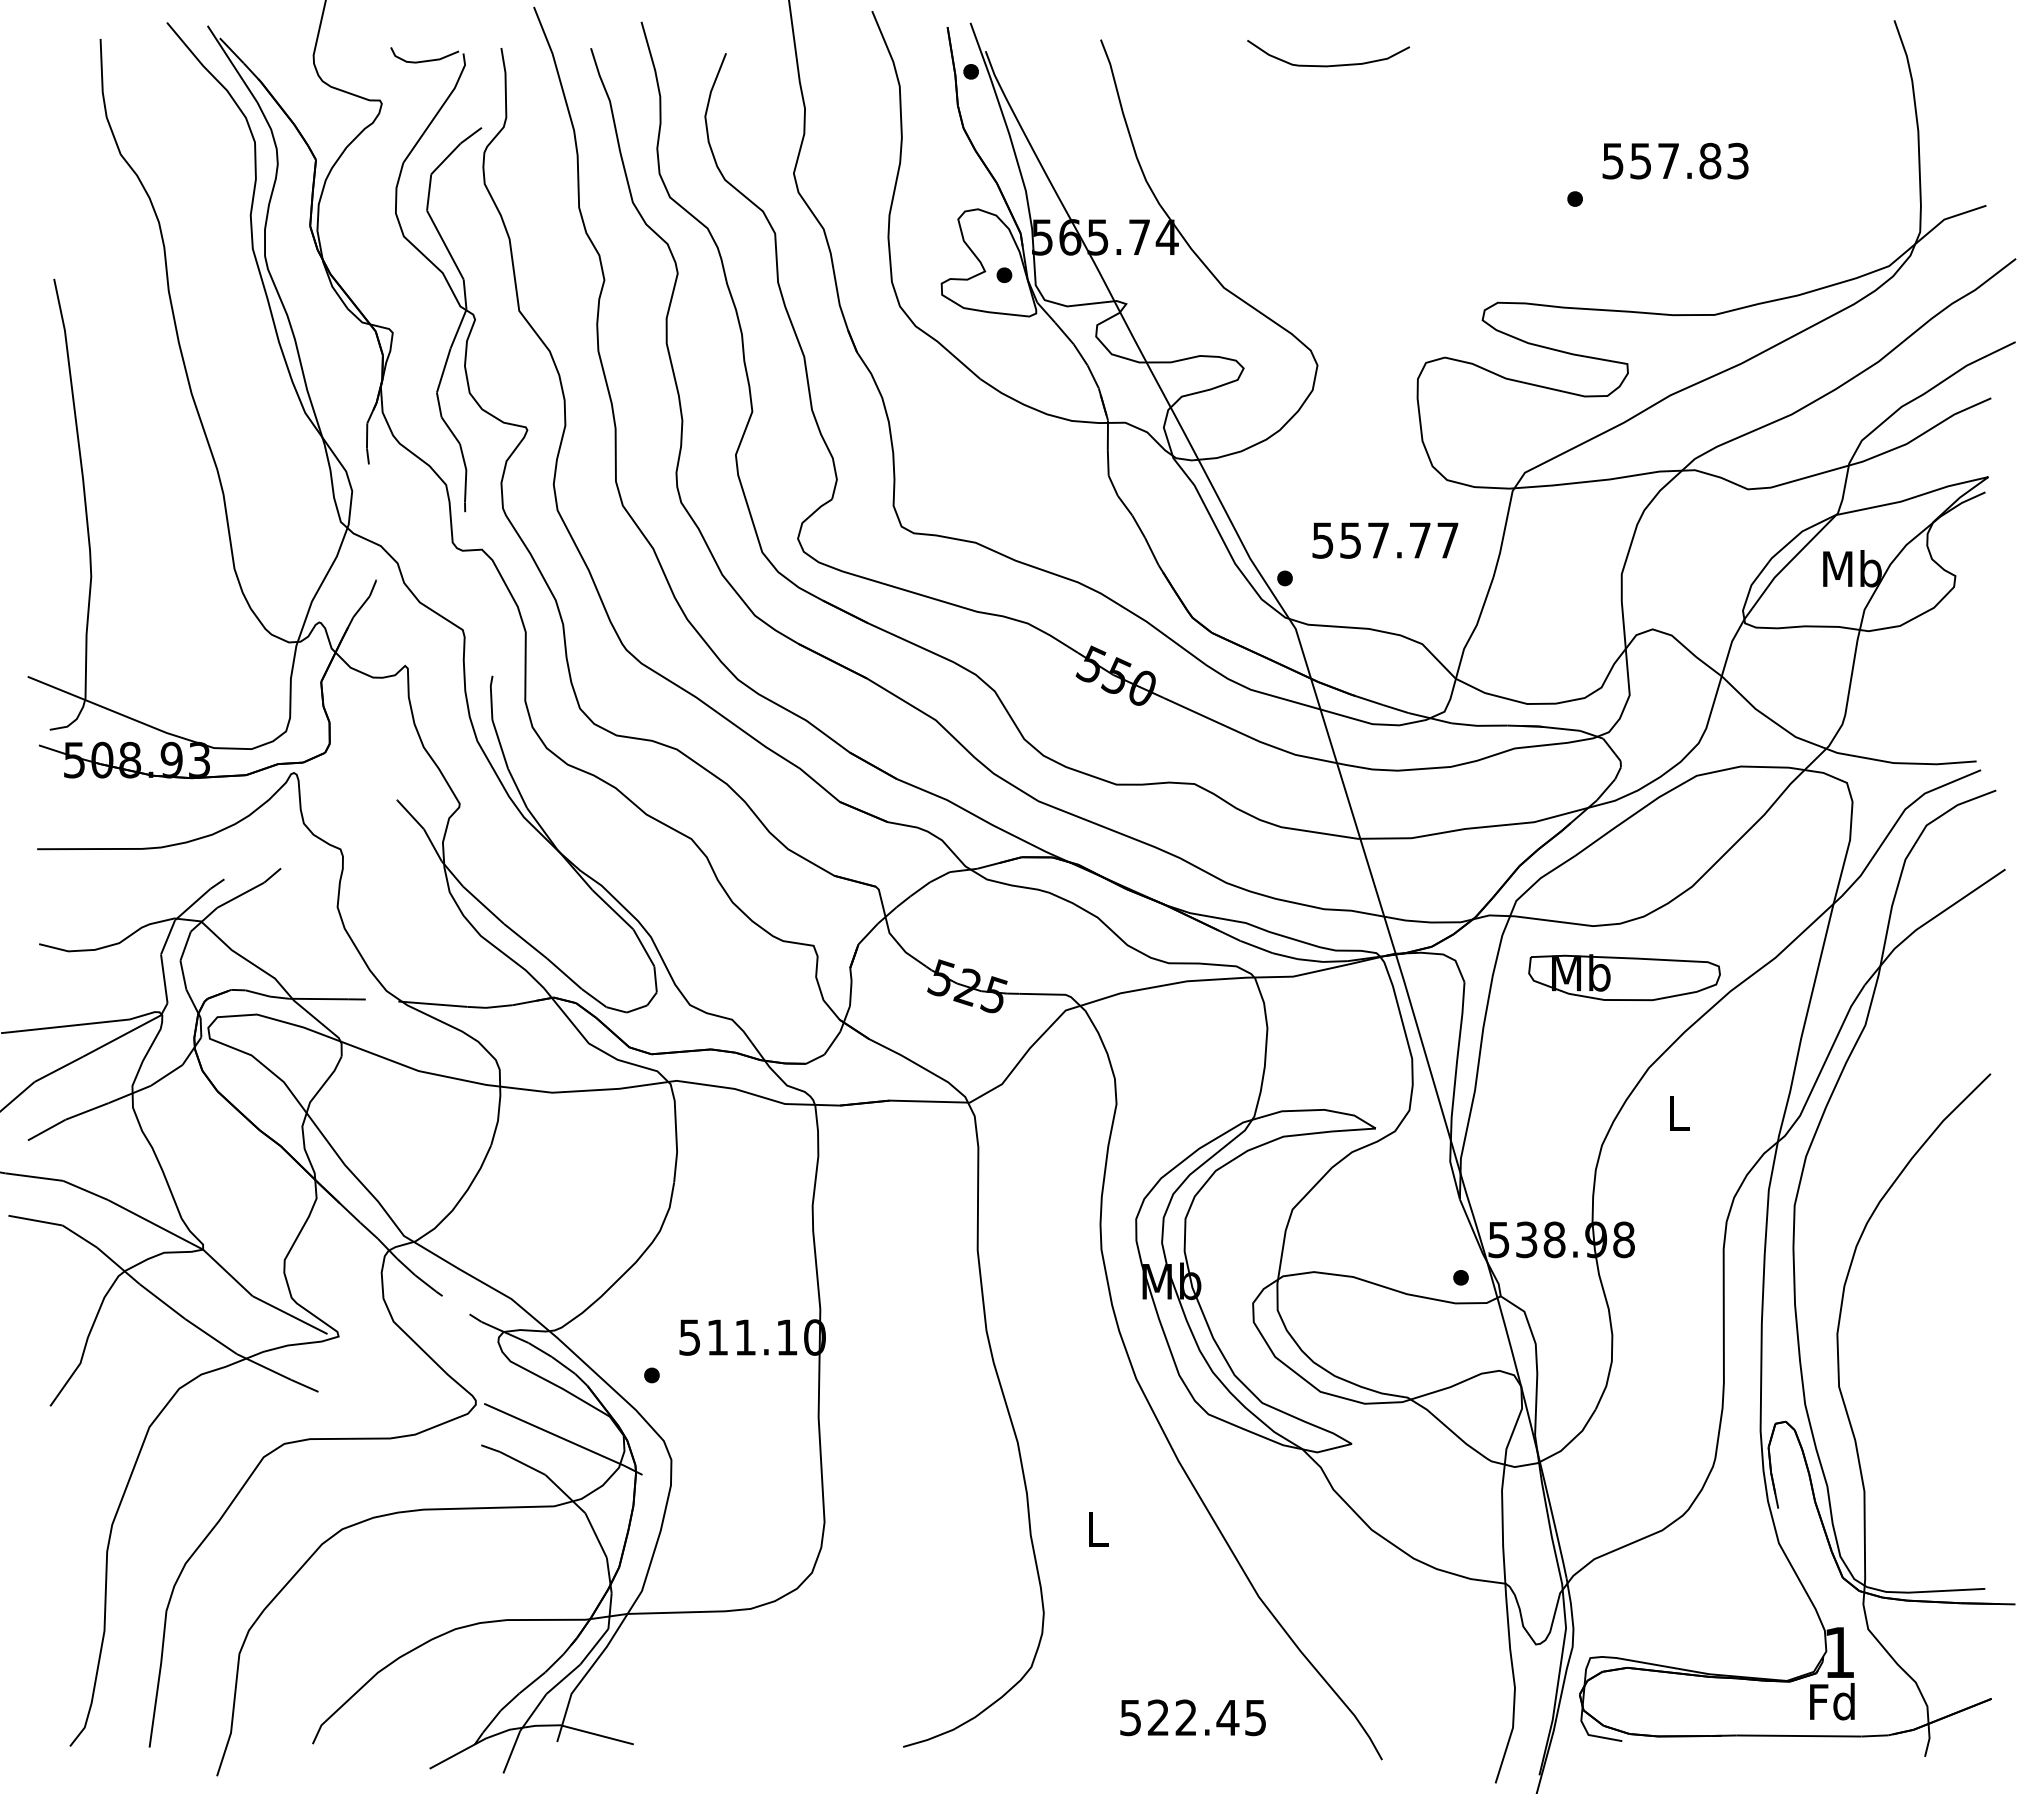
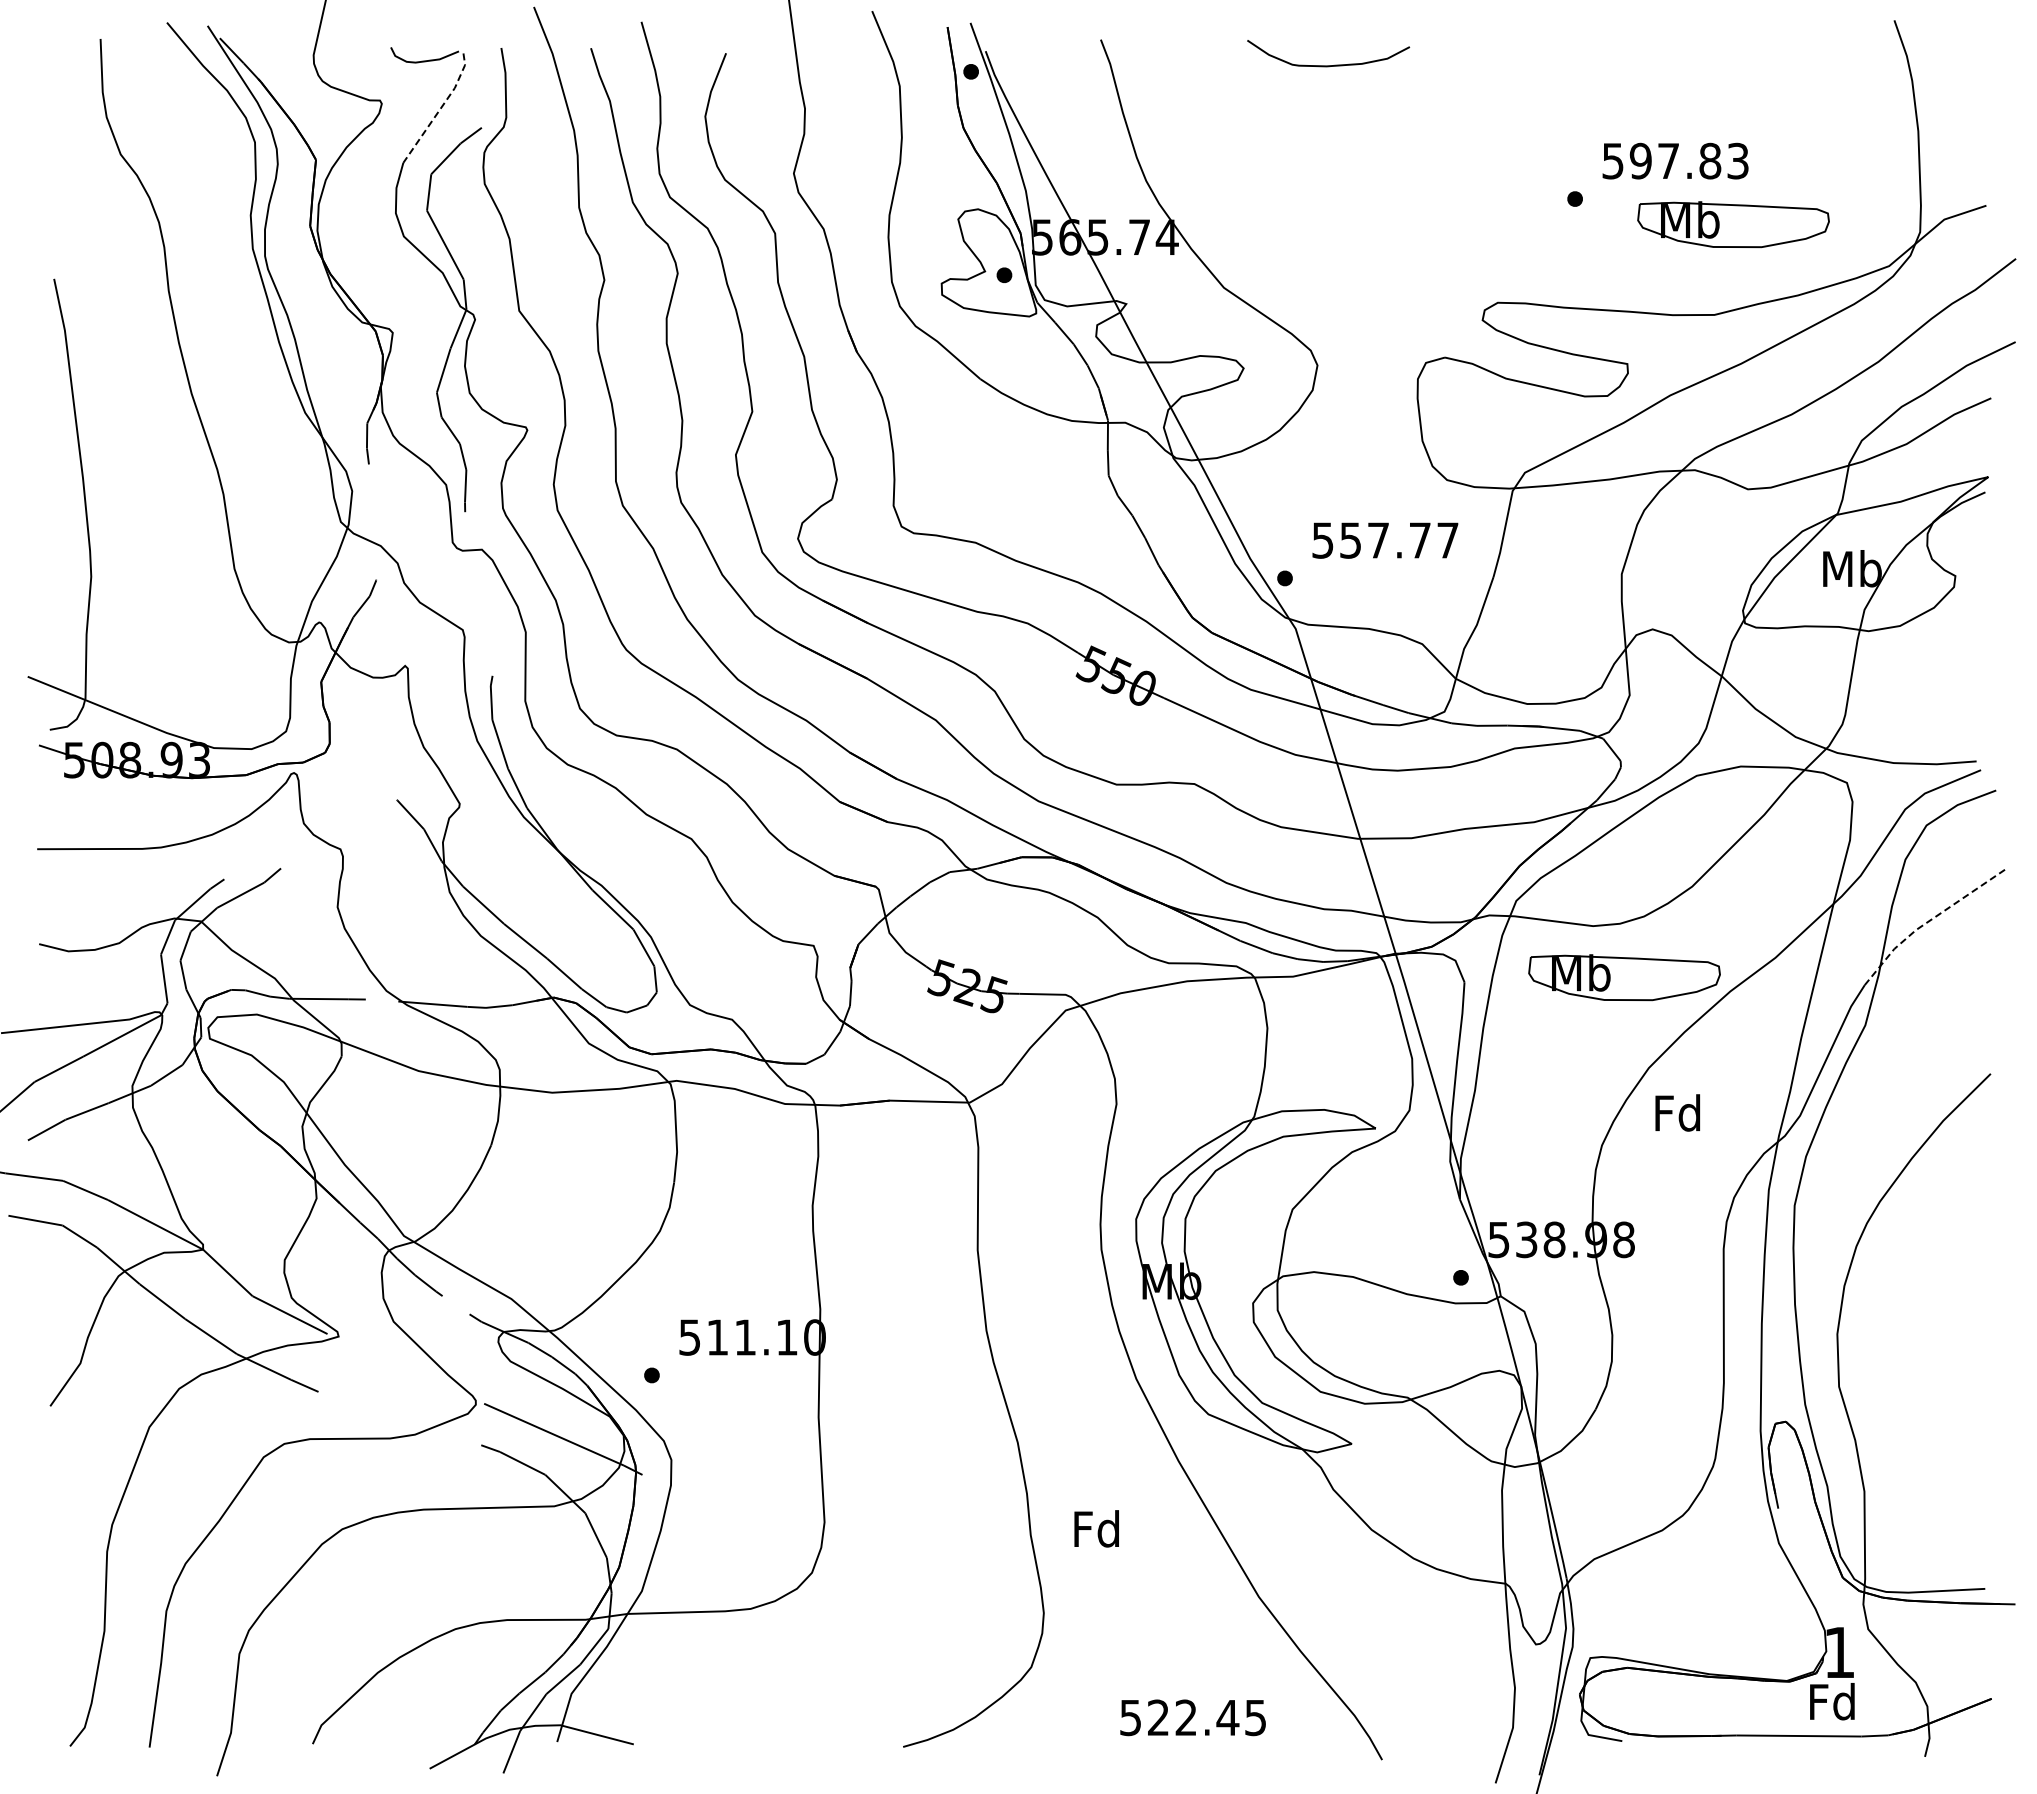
line: solid -> dashed (440, 109)
text: 557.83 -> 597.83 (1640, 160)
part: none -> present (1733, 224)
line: solid -> dashed (1928, 921)
text: L -> Fd (1677, 1112)
text: L -> Fd (1096, 1528)
